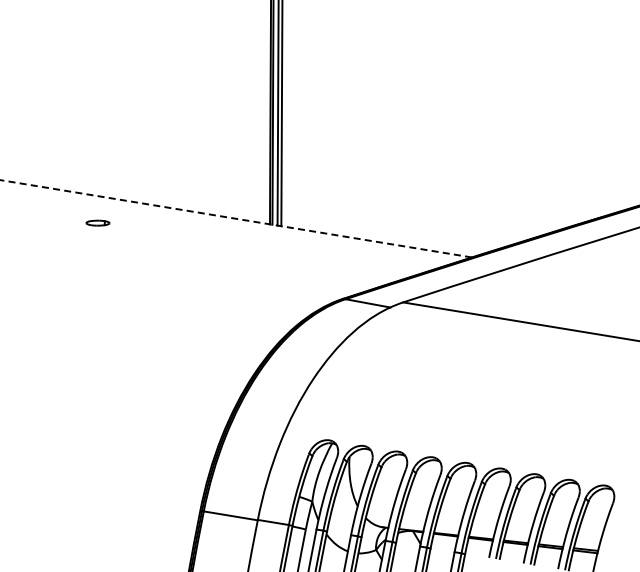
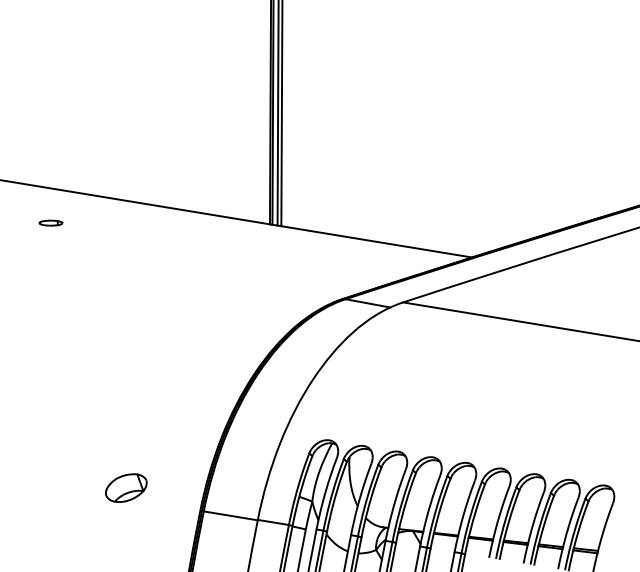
line: dashed -> solid (236, 218)
part position: (97, 222) -> (50, 222) (50, 222)
part: none -> present (126, 487)
